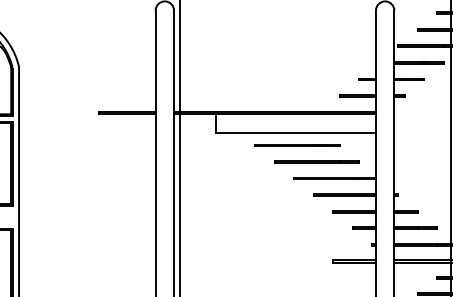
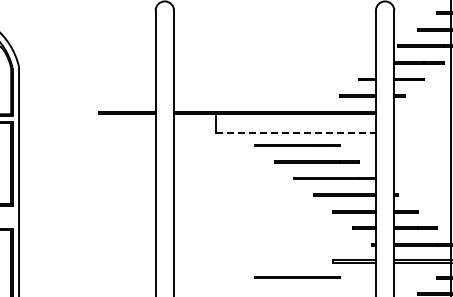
line: solid -> dashed (296, 132)
line: present -> none (179, 147)
line: none -> present (297, 277)
